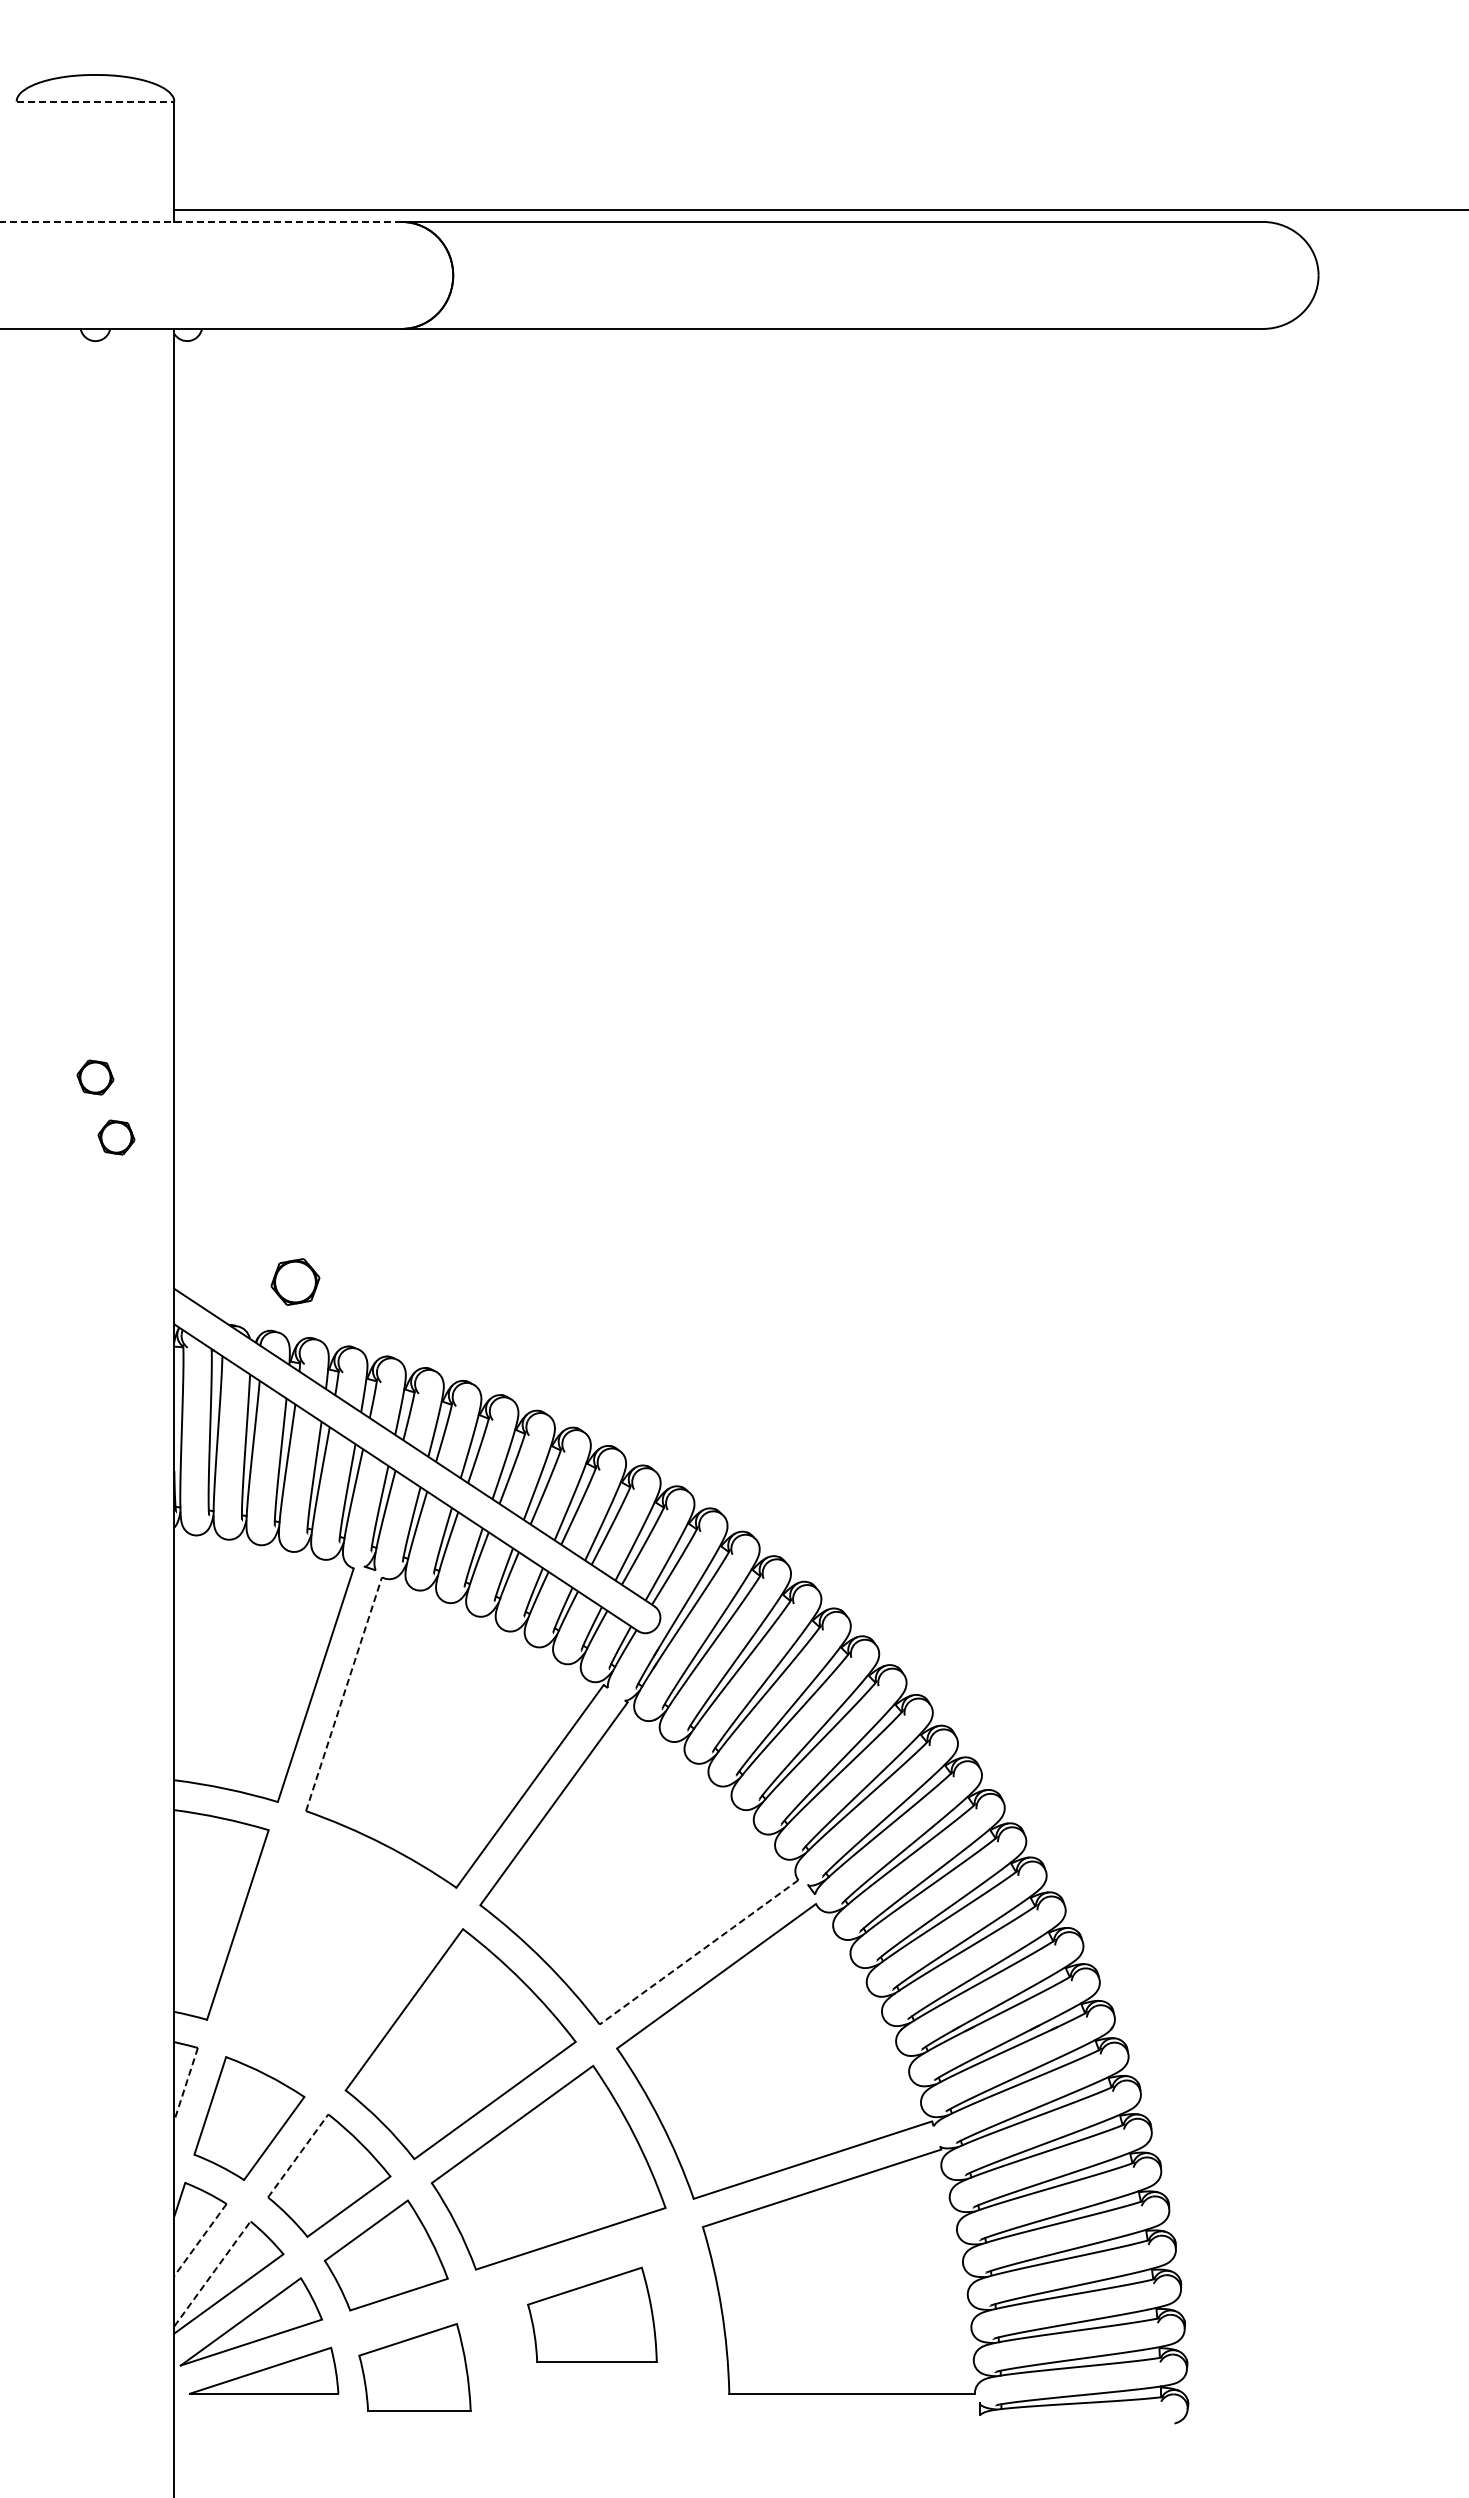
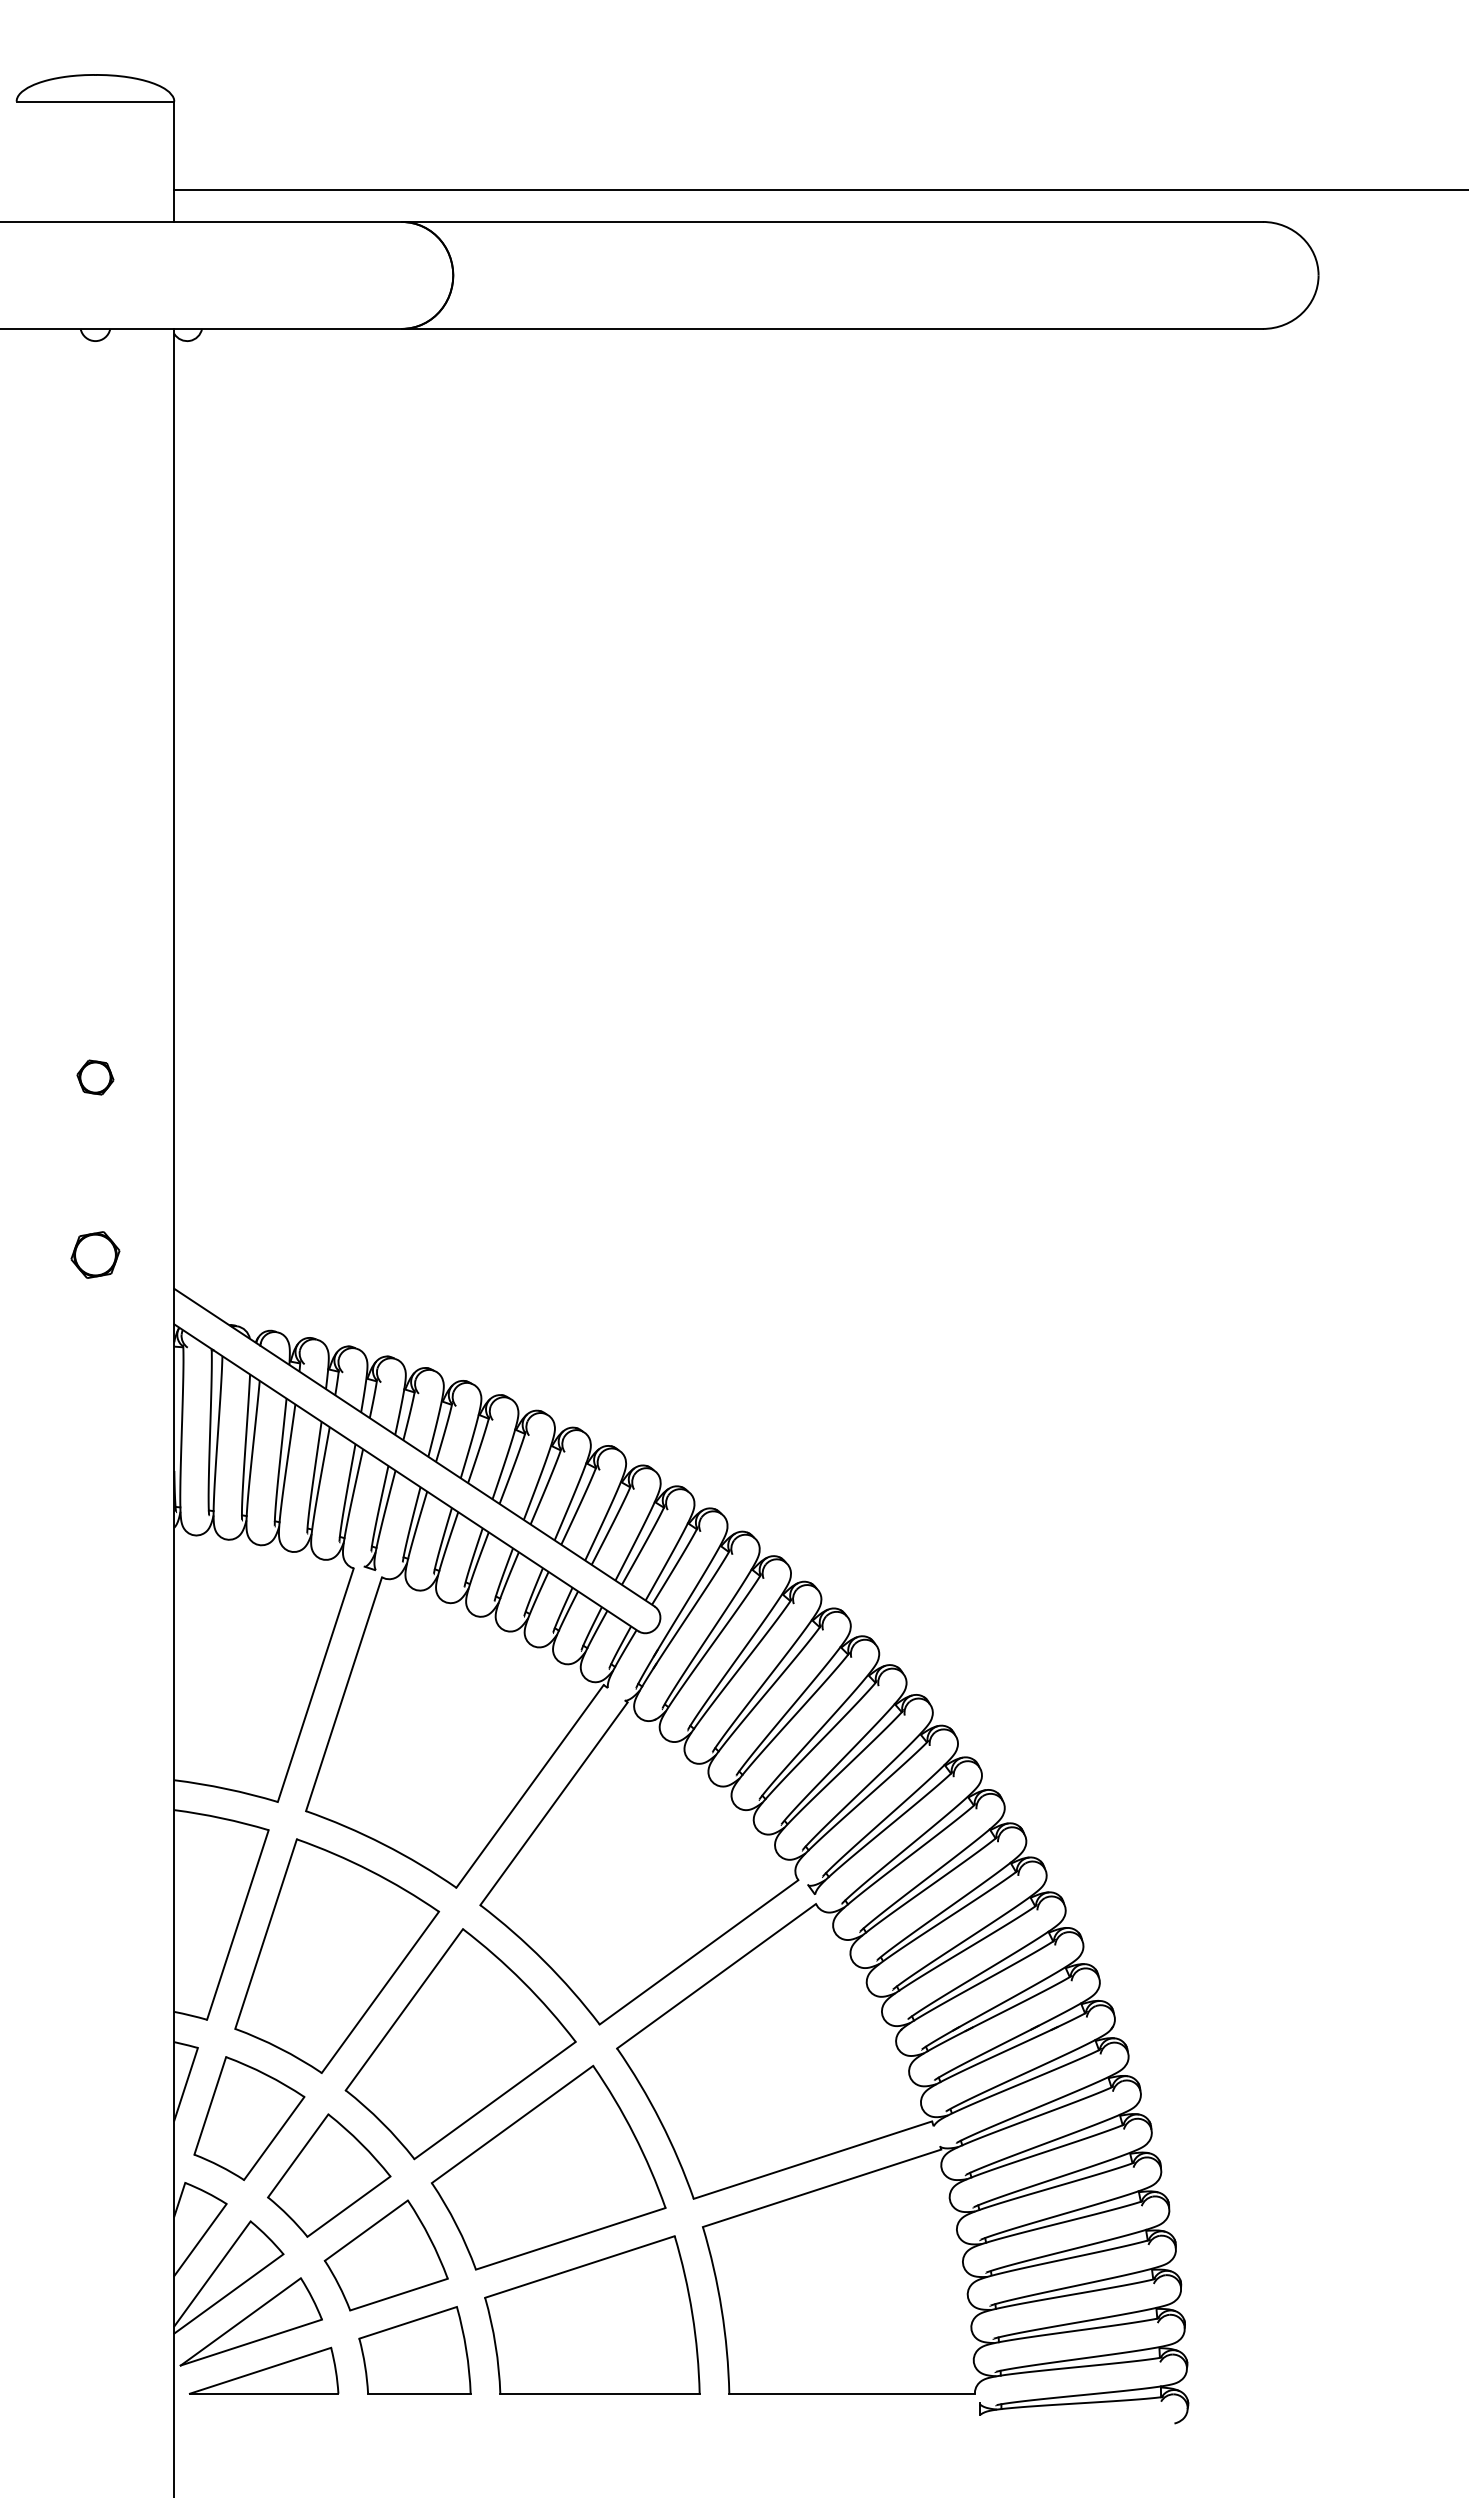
line: dashed -> solid (95, 101)
line position: (819, 210) -> (819, 190) (819, 190)
line: dashed -> solid (200, 221)
part: present -> none (116, 1137)
part position: (295, 1281) -> (95, 1254) (95, 1254)
line: dashed -> solid (344, 1694)
line: dashed -> solid (699, 1952)
part: none -> present (337, 1955)
line: dashed -> solid (185, 2084)
line: dashed -> solid (298, 2155)
line: dashed -> solid (200, 2240)
line: dashed -> solid (212, 2273)
part size: 131x97 px -> 217x160 px (592, 2314)
part position: (414, 2367) -> (414, 2350) (414, 2350)
